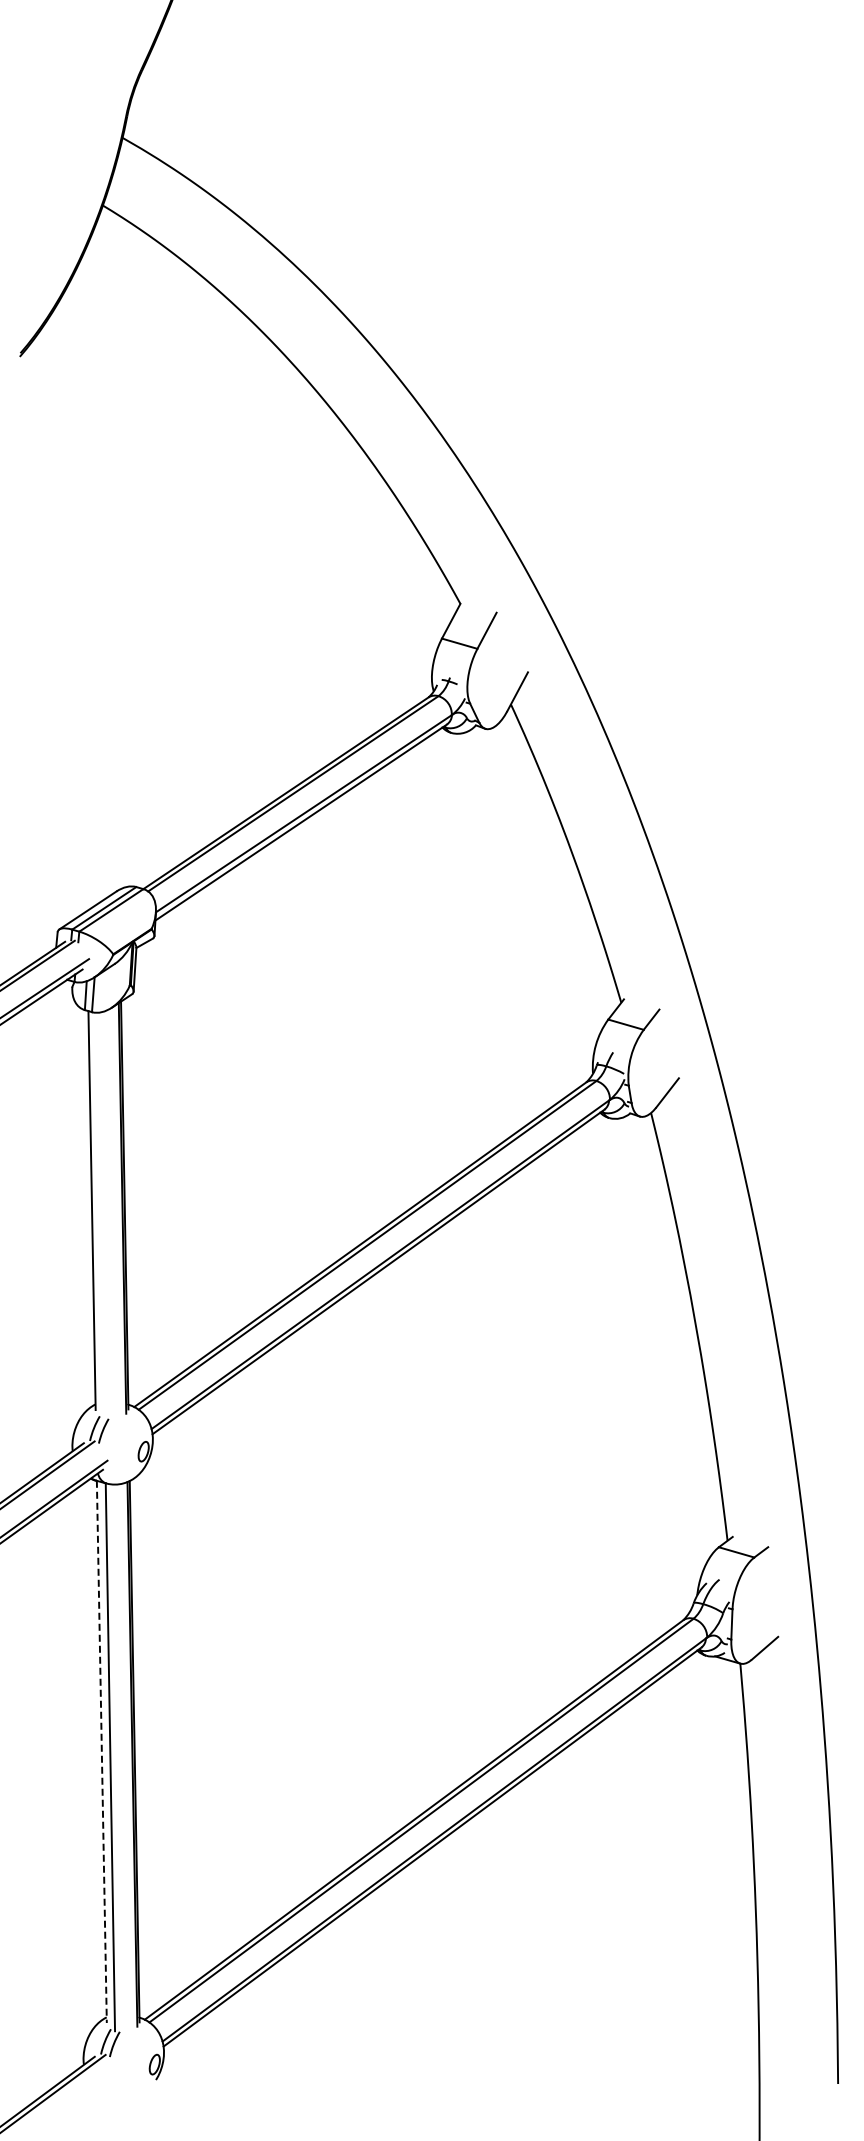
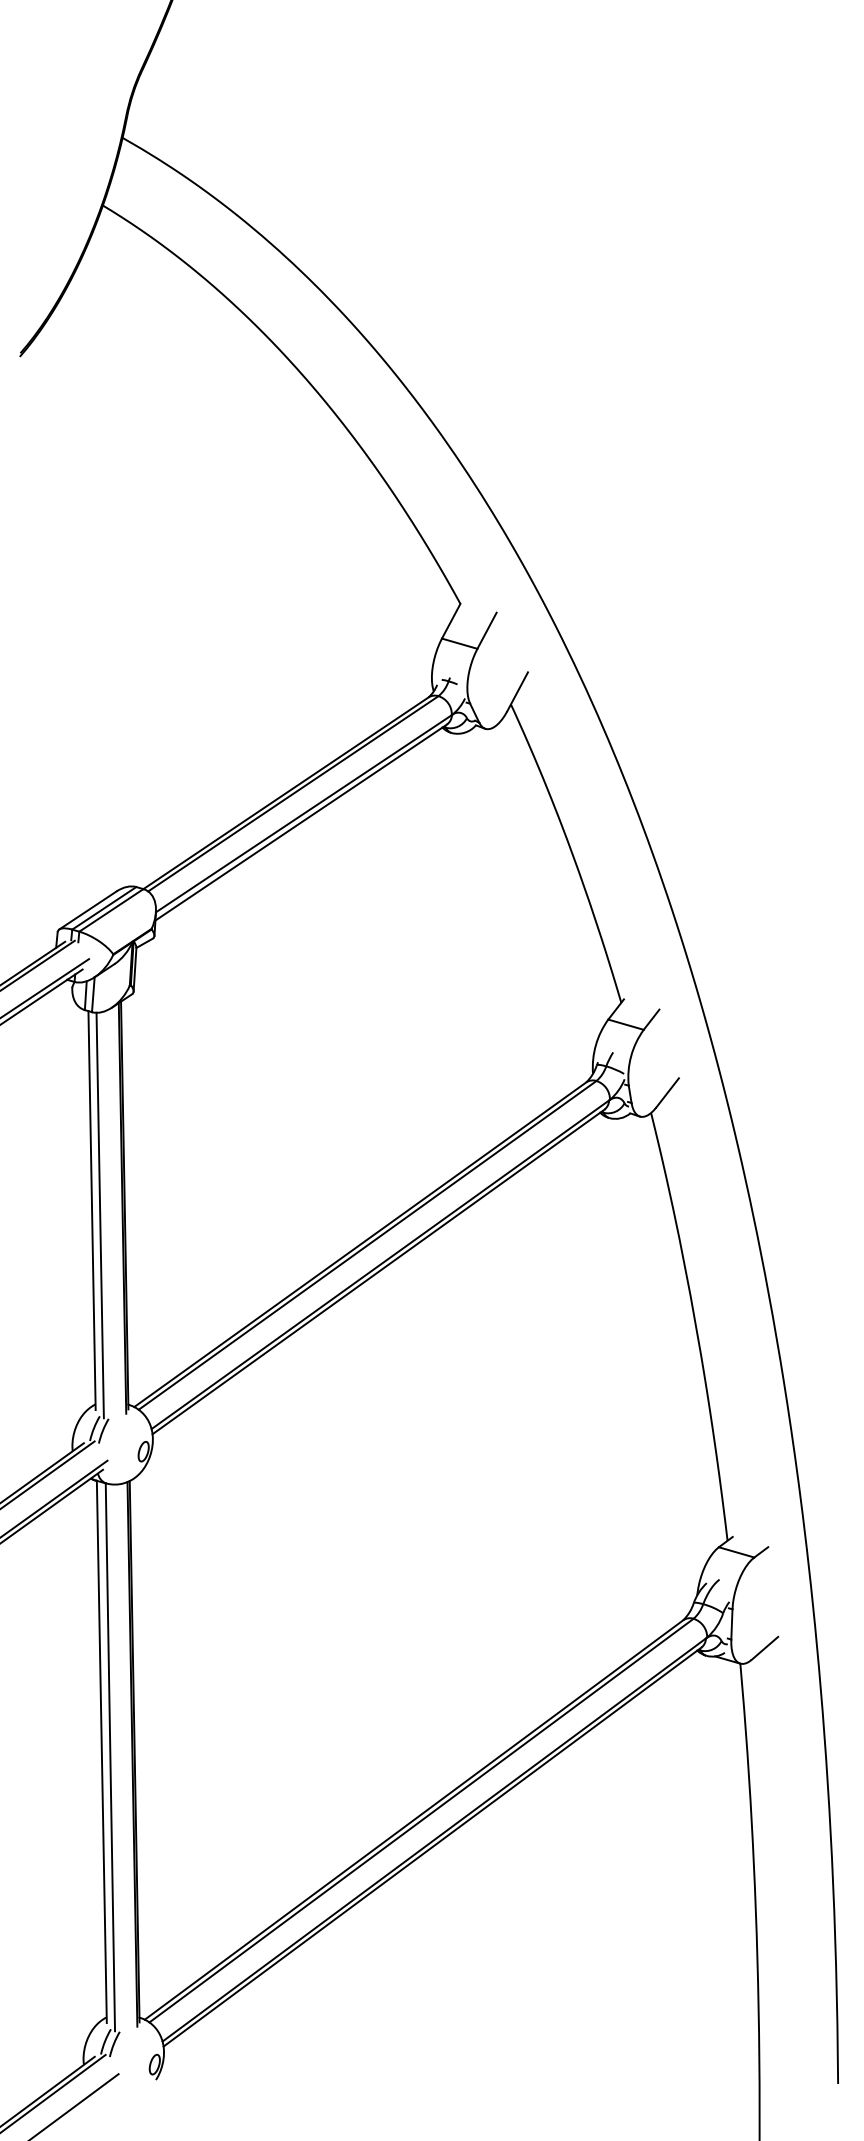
line: none -> present (99, 1215)
line: dashed -> solid (101, 1752)
line: none -> present (75, 2105)
